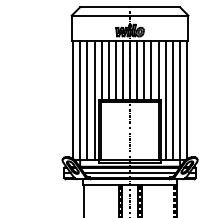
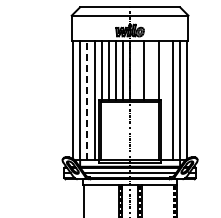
line: present -> none (137, 69)
line: present -> none (151, 69)
line: solid -> dashed (87, 100)
line: present -> none (165, 100)
